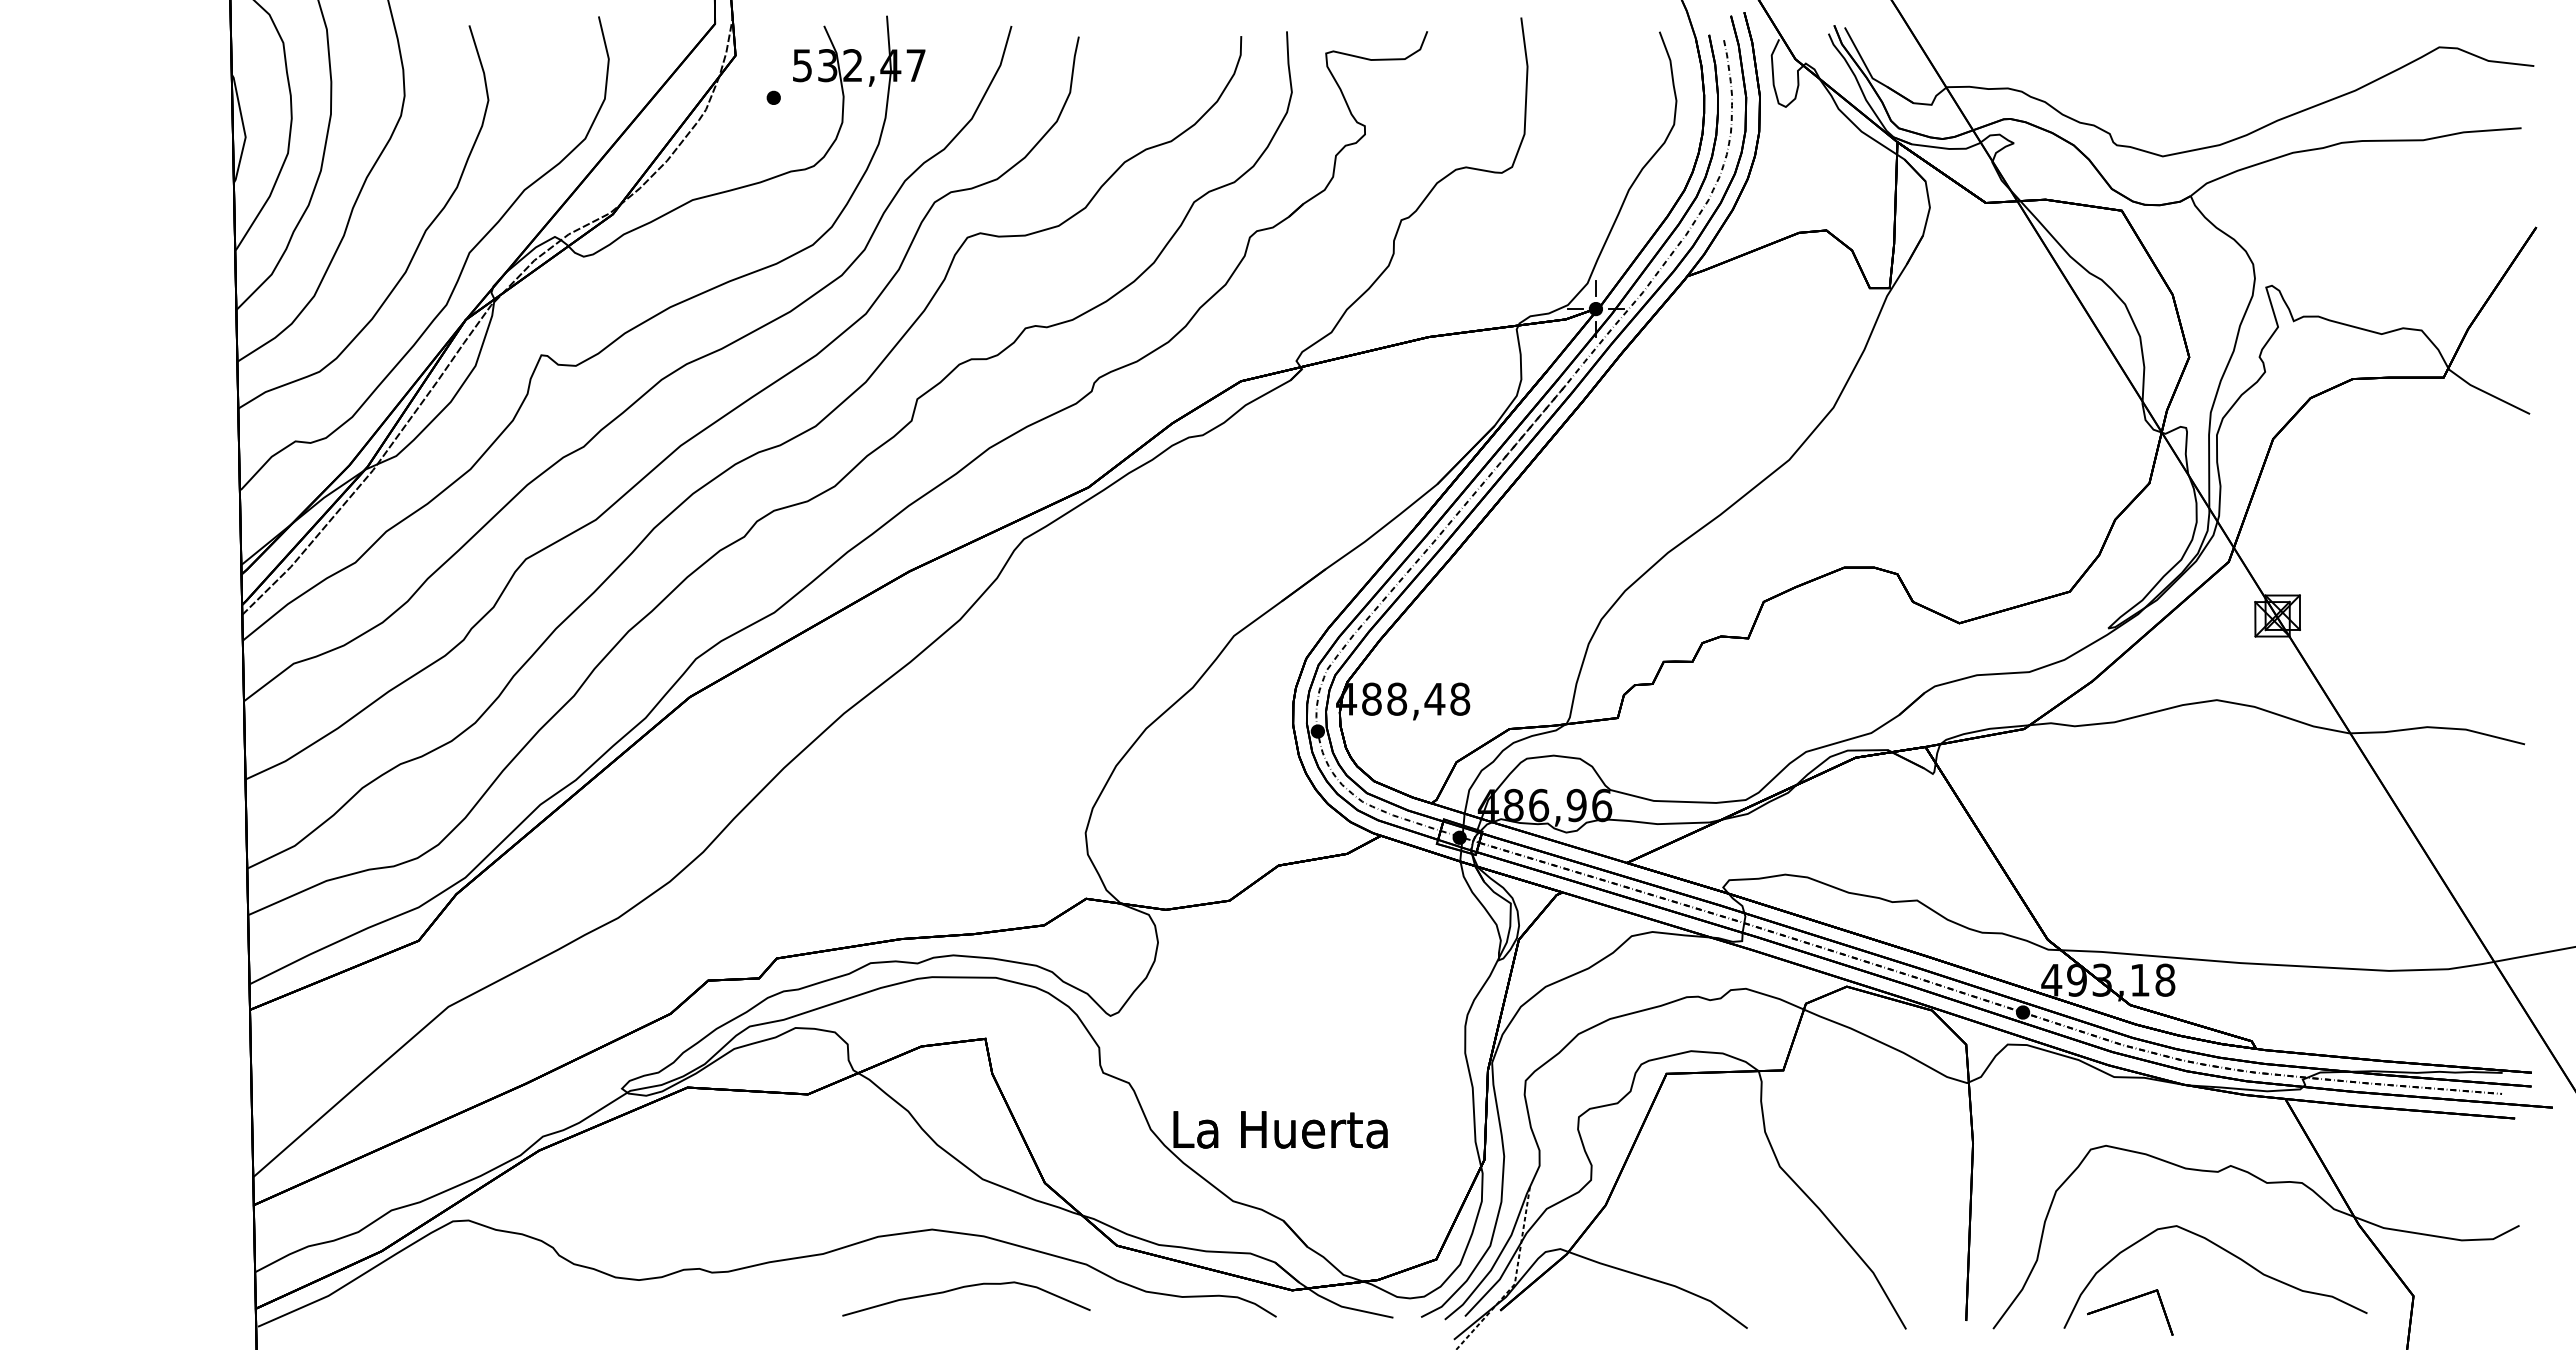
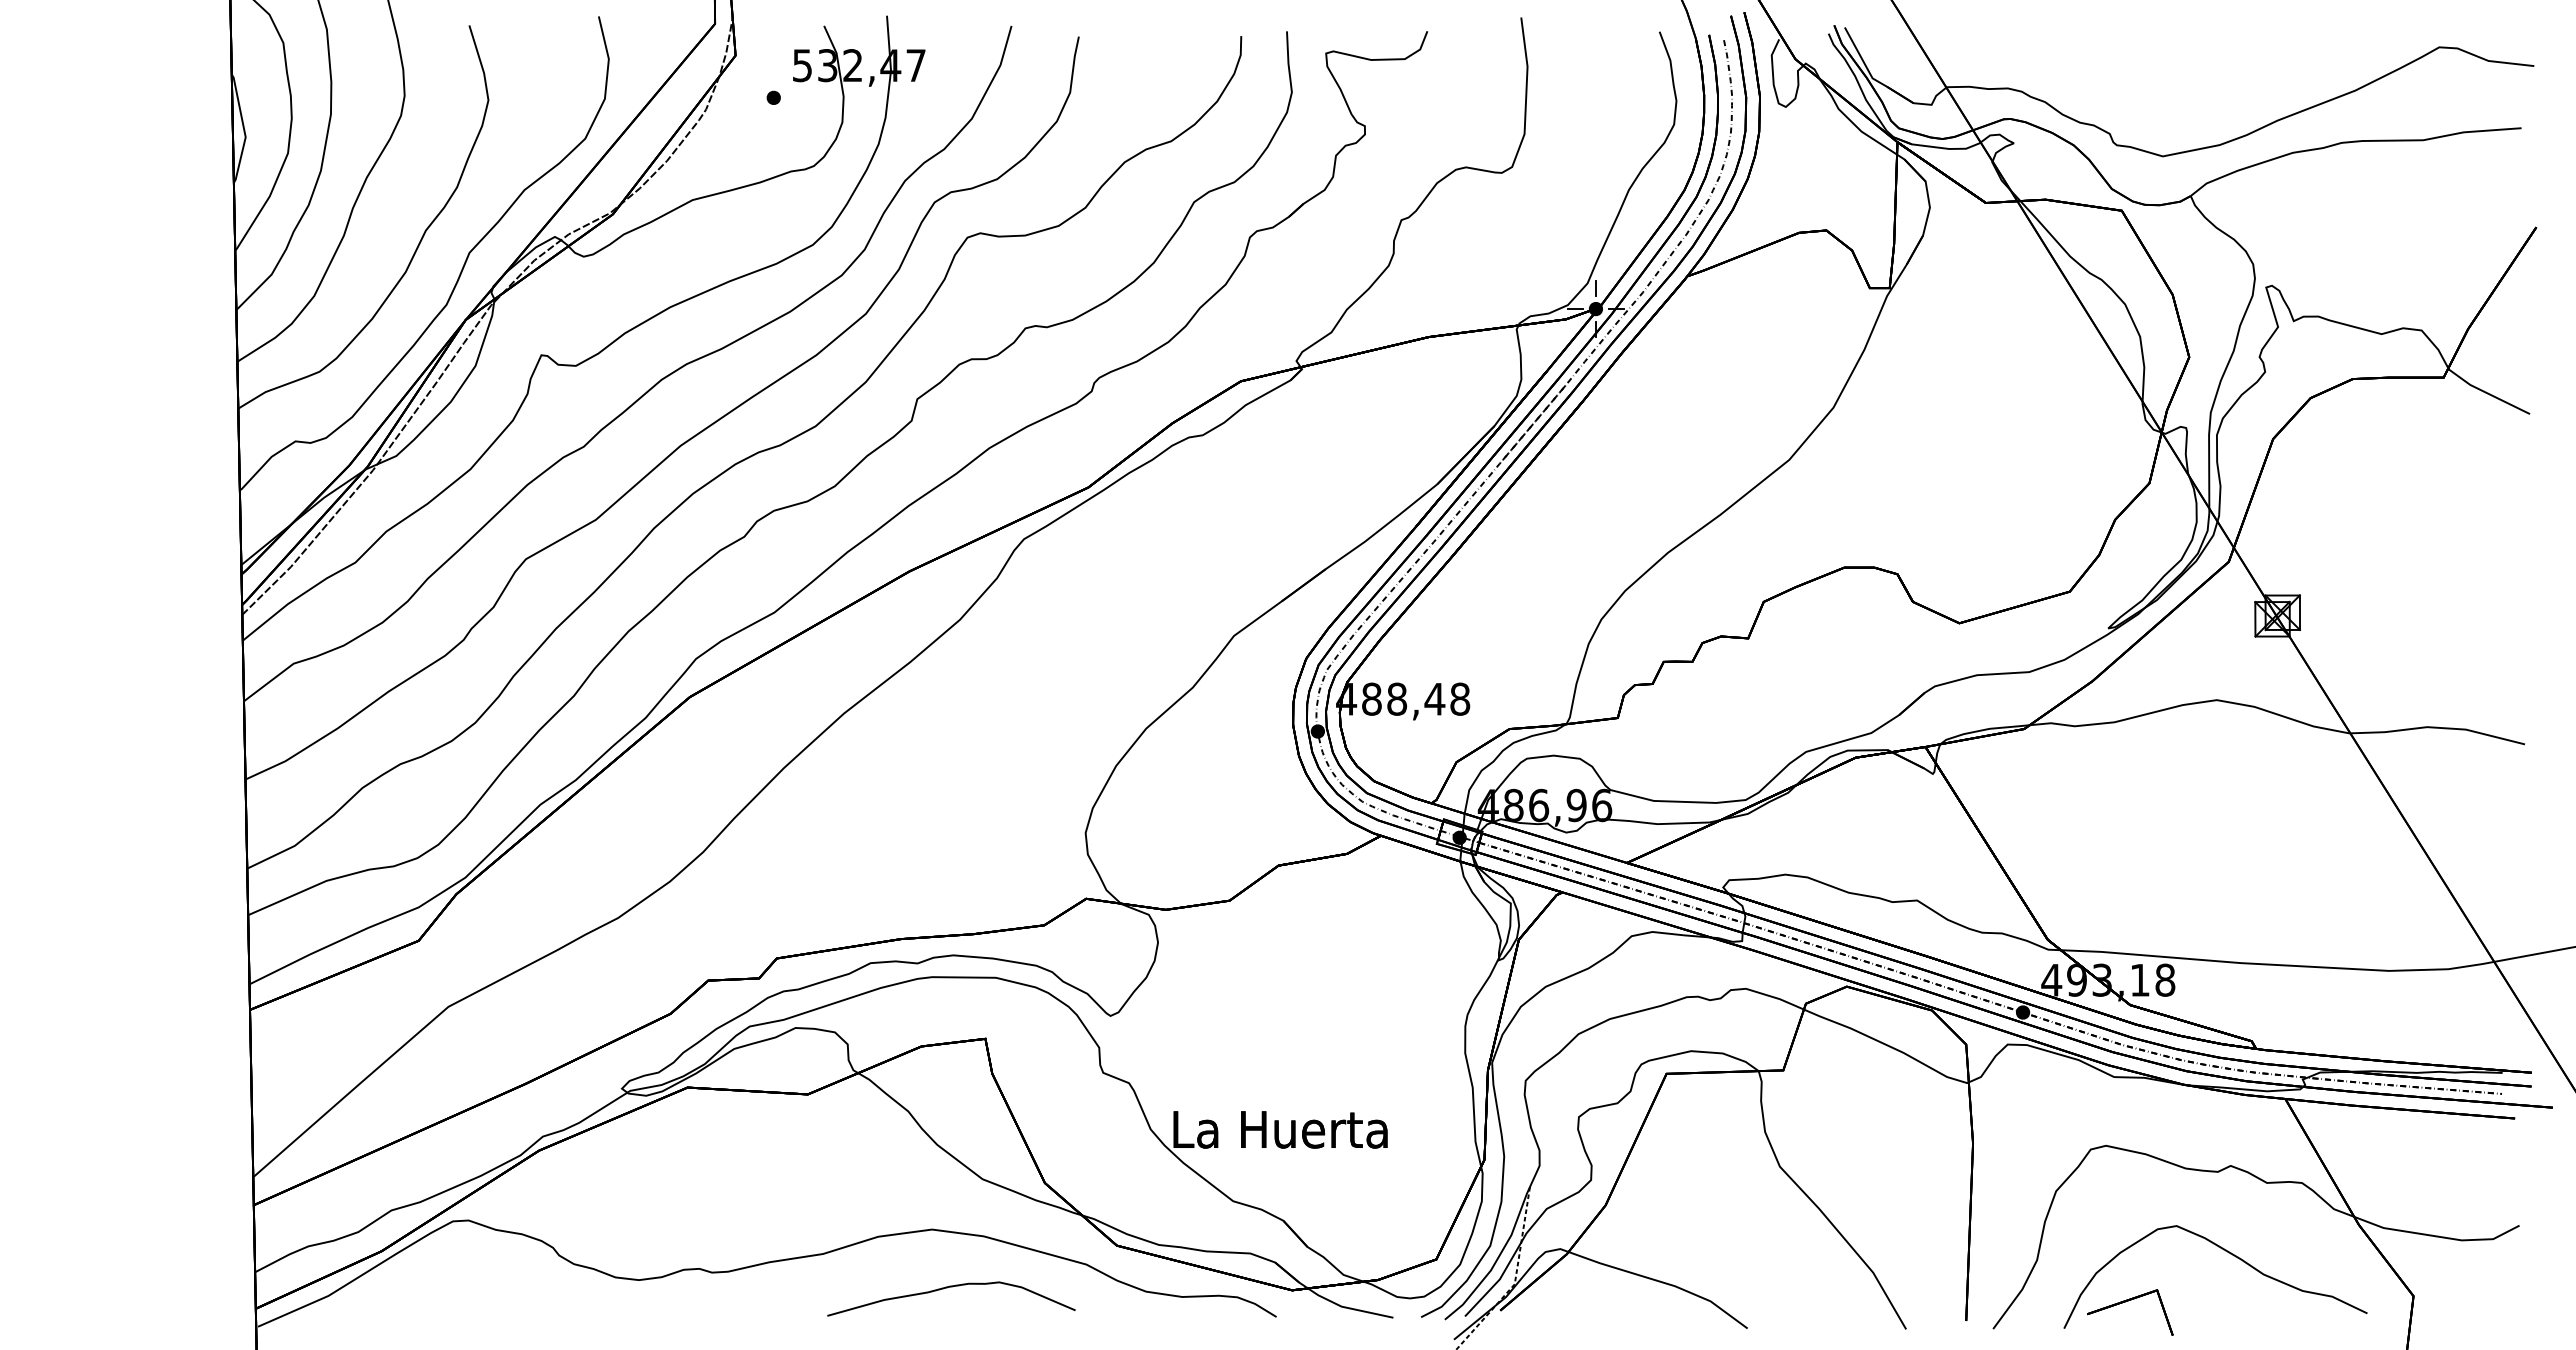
curve position: (962, 1288) -> (947, 1288) (947, 1288)
